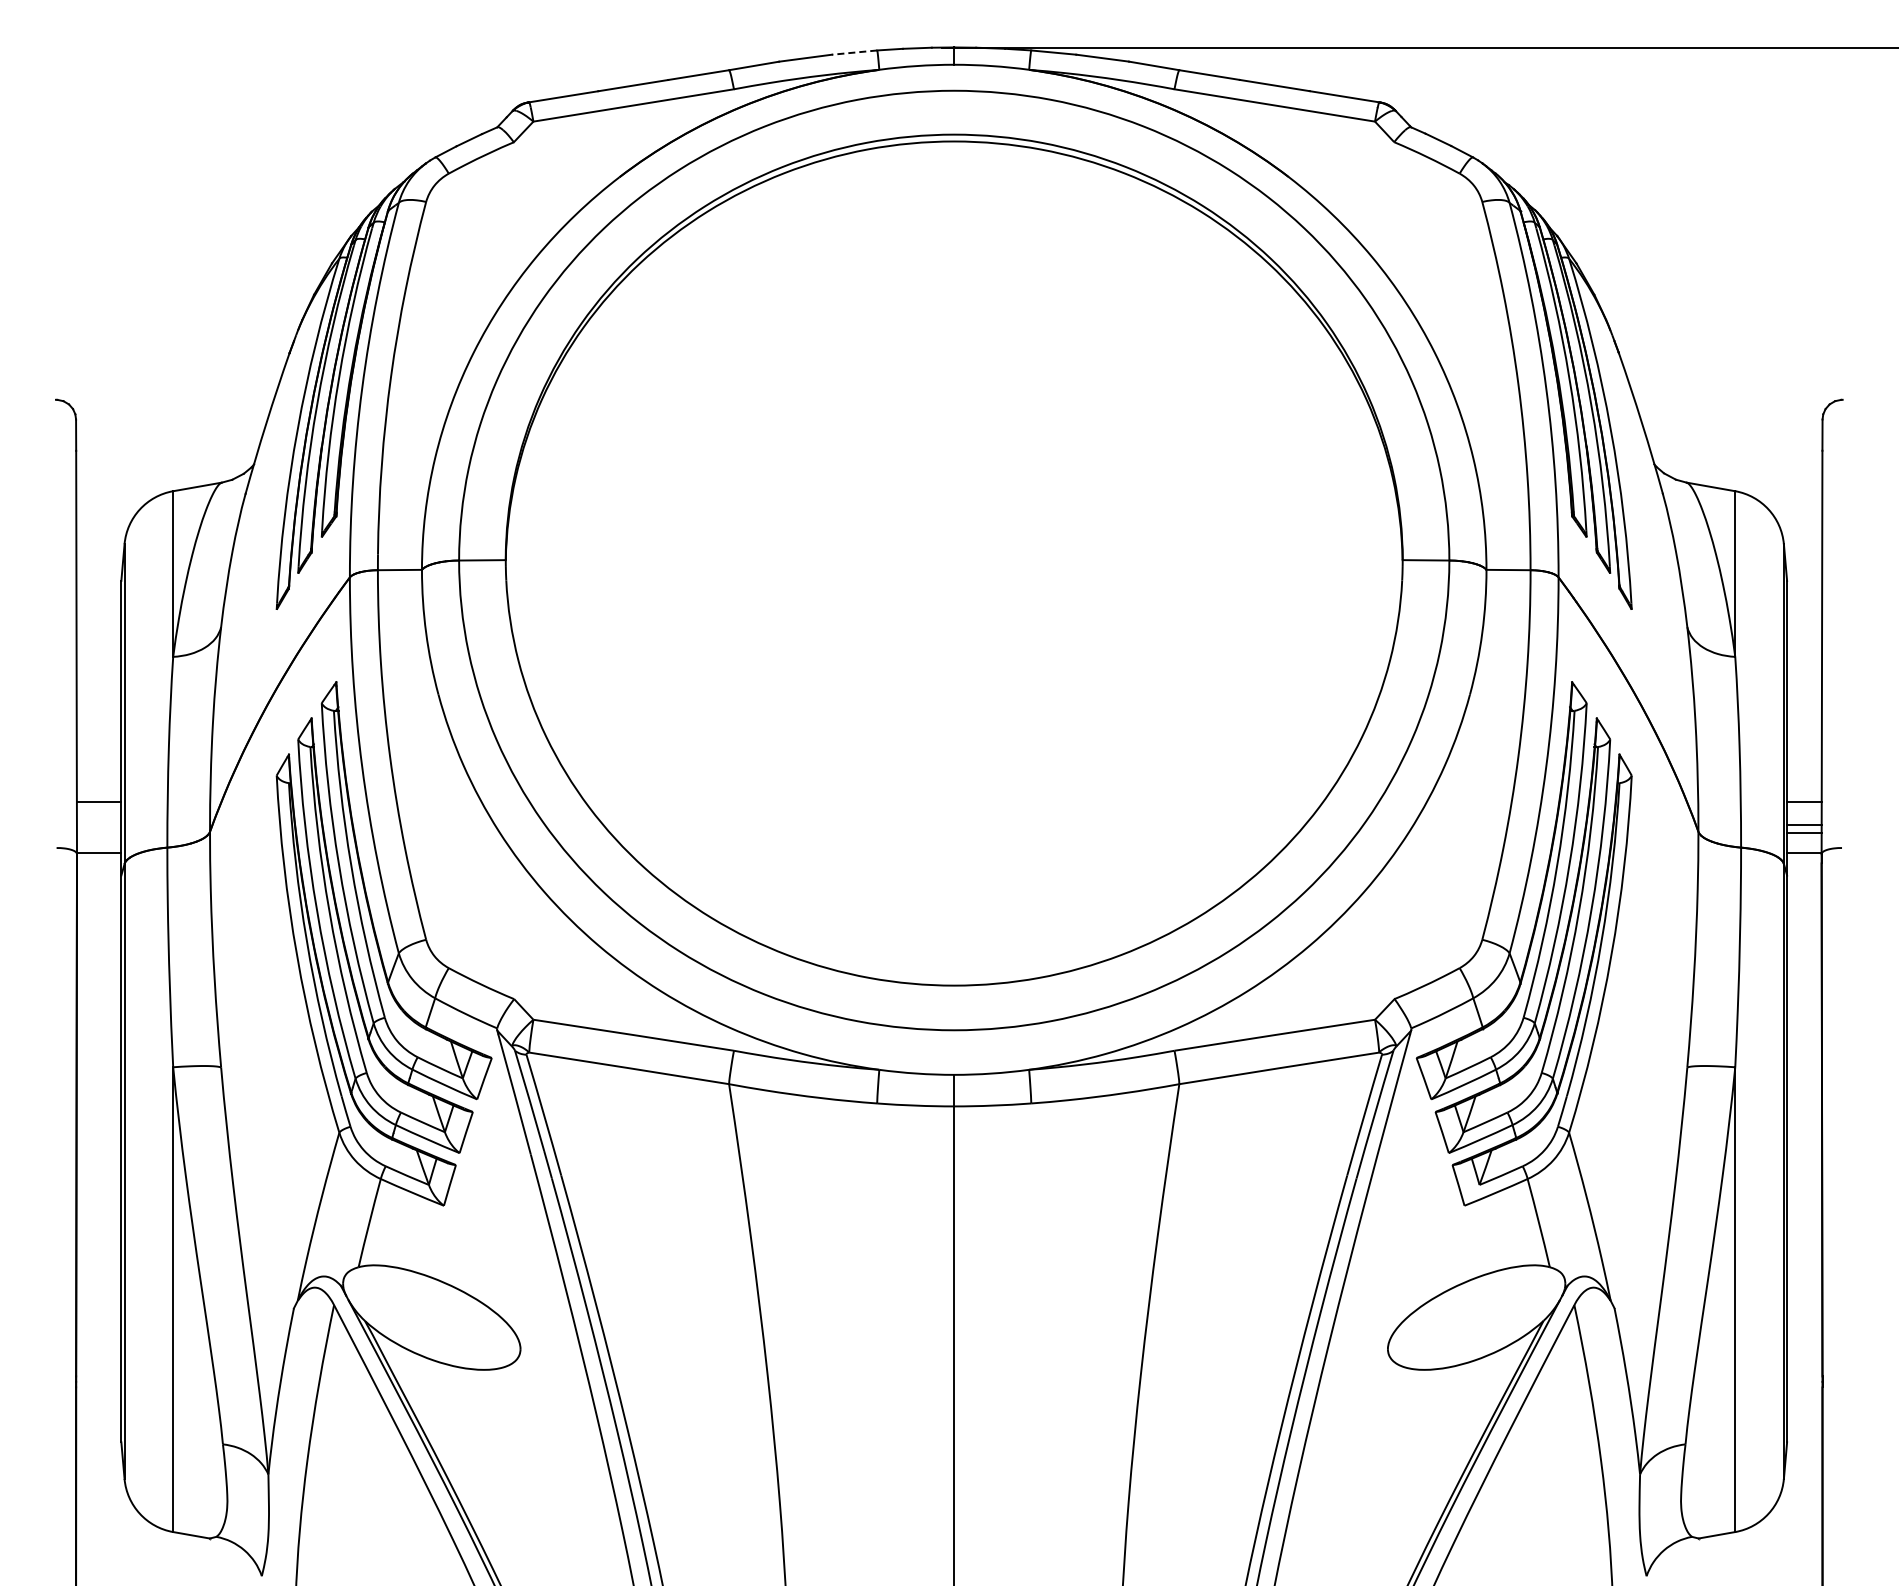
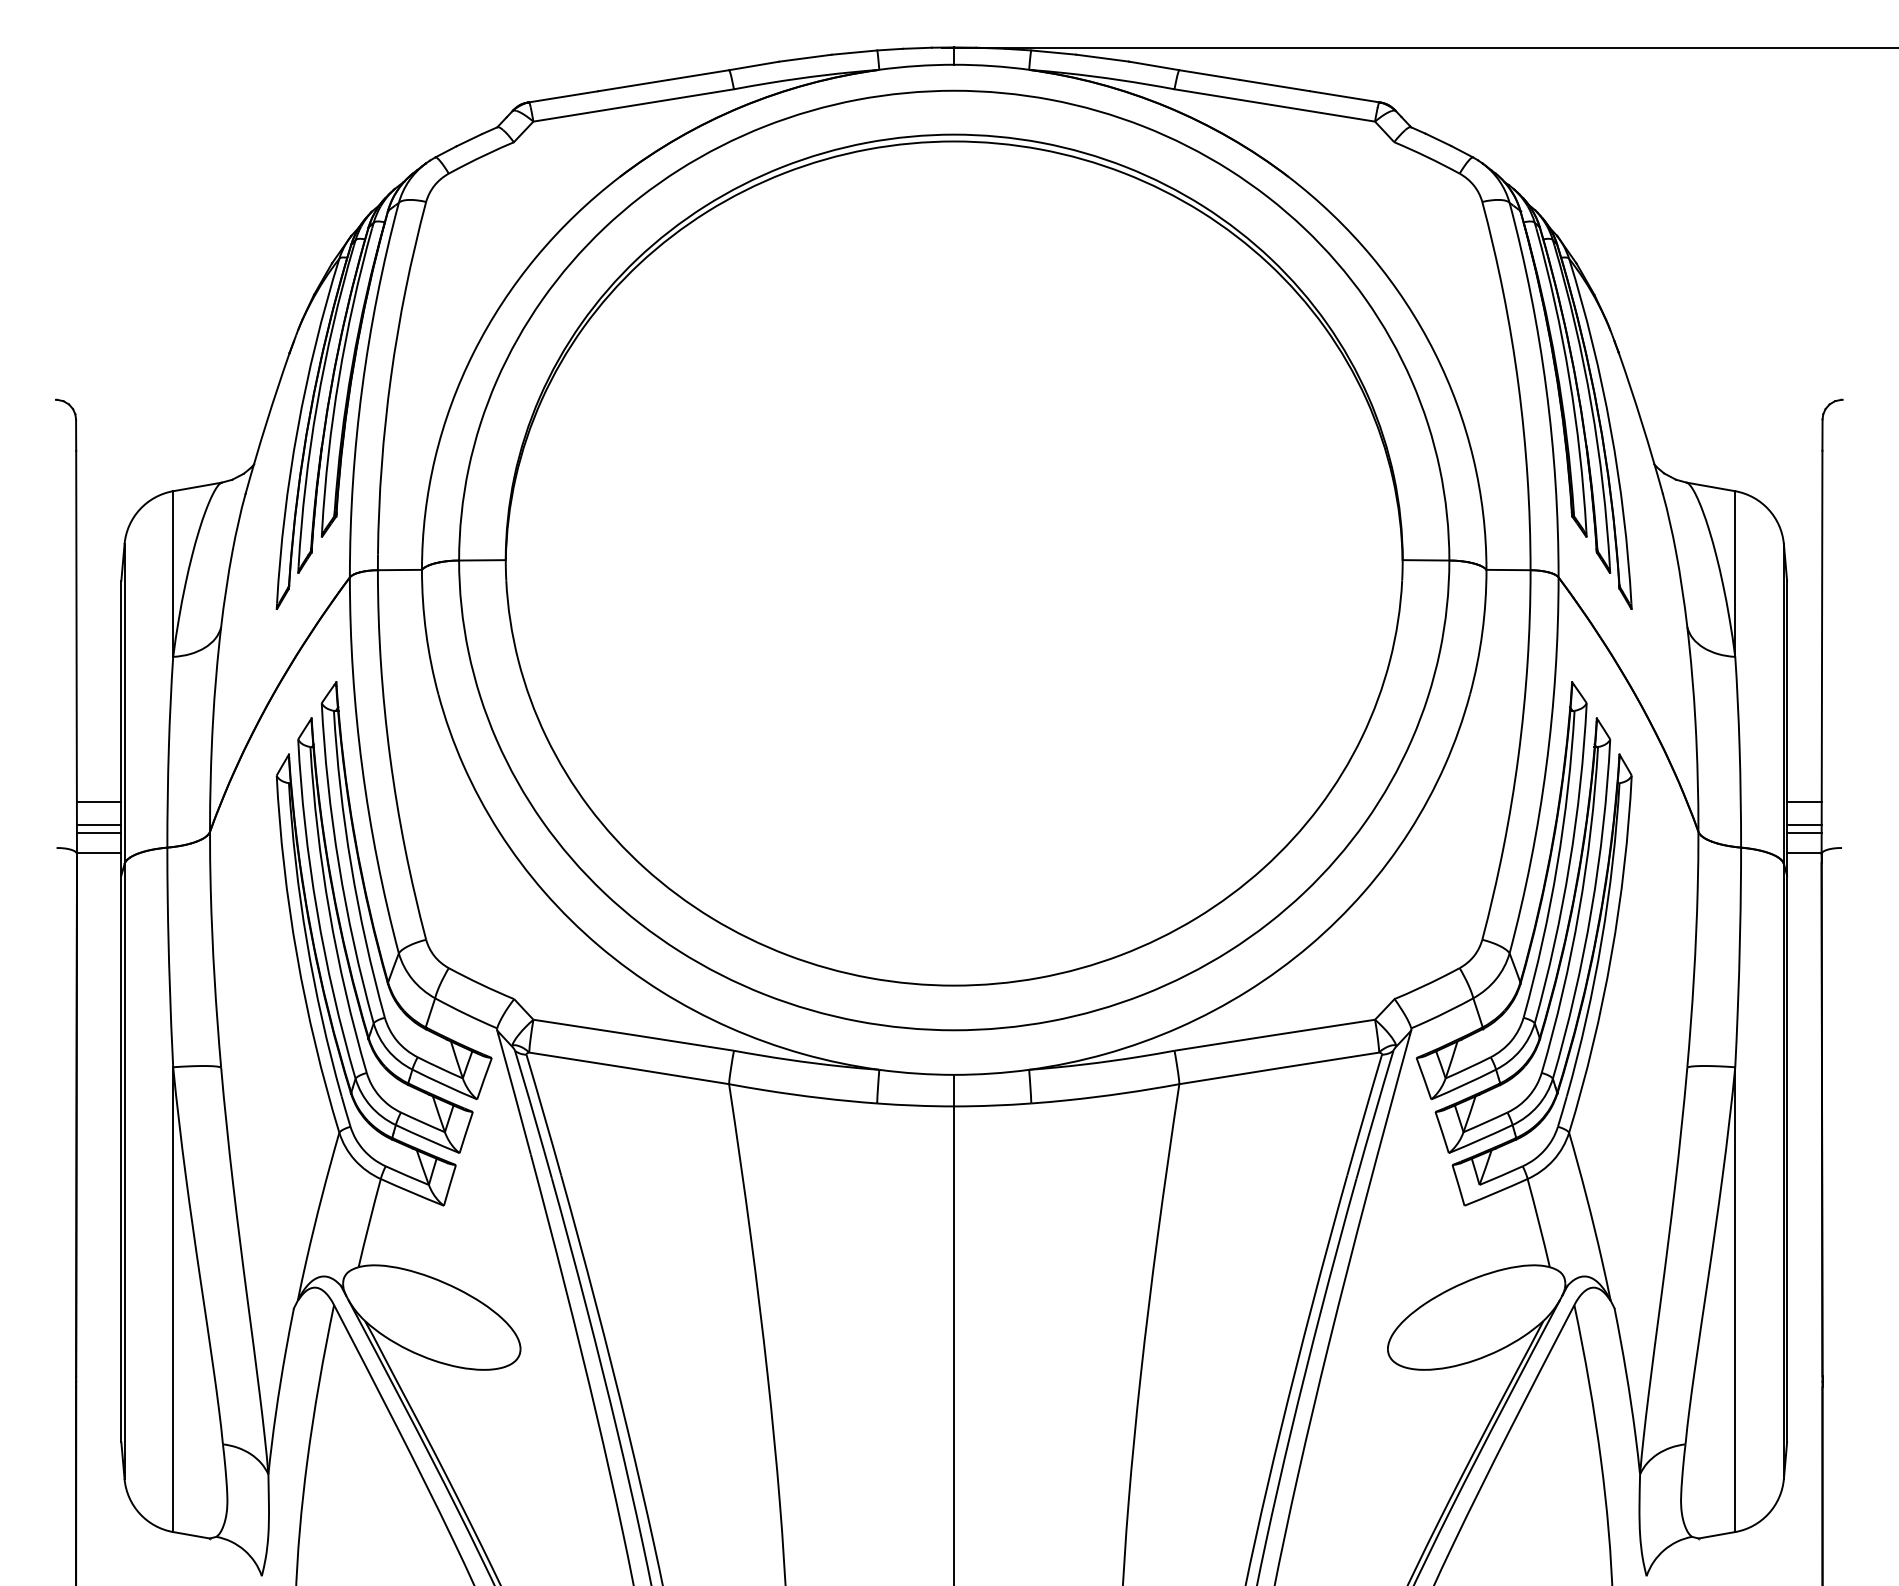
line: dashed -> solid (854, 52)
line: none -> present (98, 824)
line: none -> present (98, 832)
